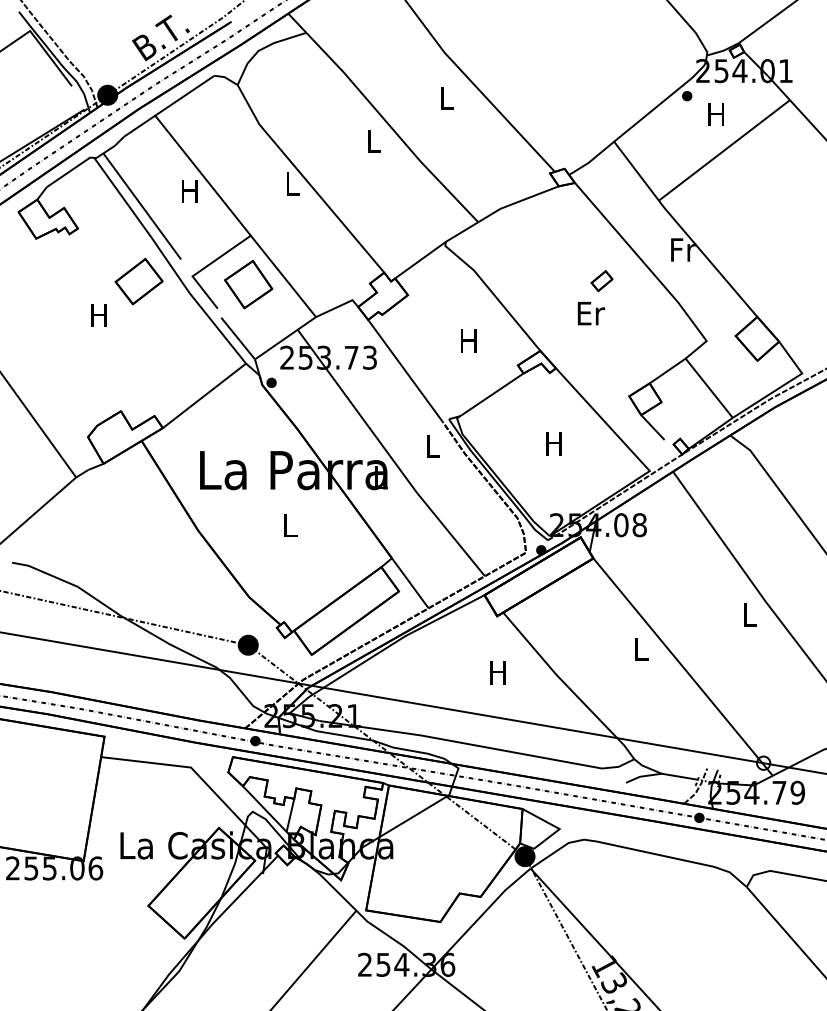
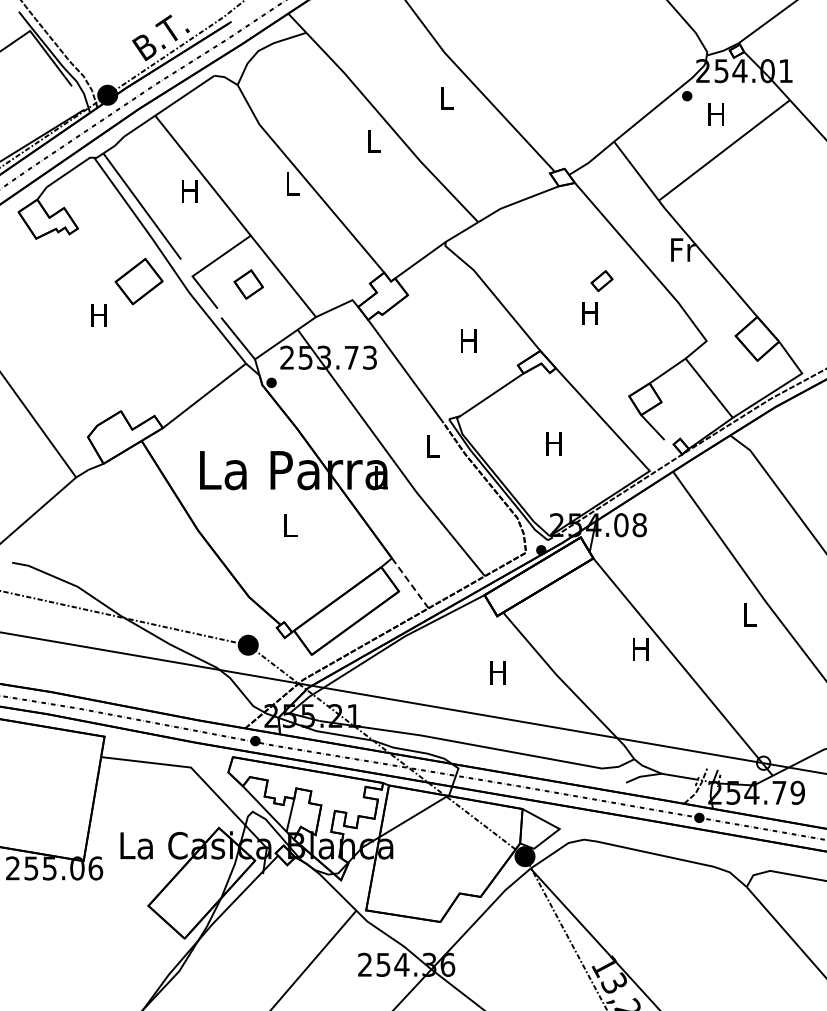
part size: 50x51 px -> 31x31 px (248, 284)
text: Er -> H (591, 313)
line: solid -> dashed (410, 583)
text: L -> H (640, 649)
